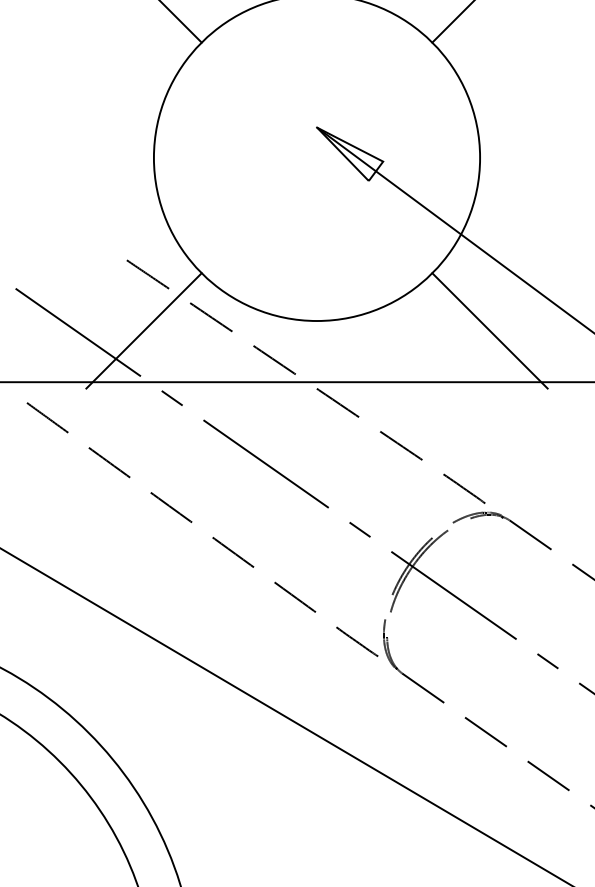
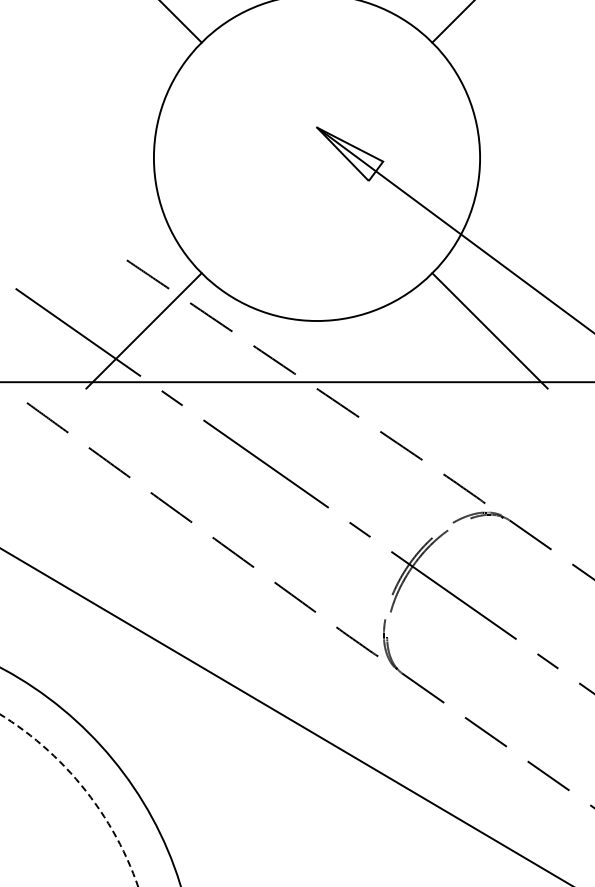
circle: solid -> dashed (68, 800)
